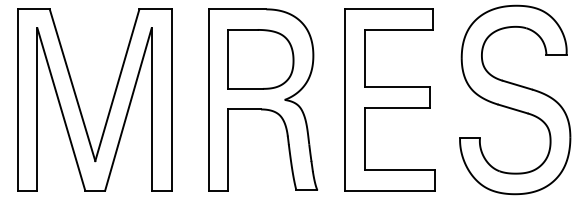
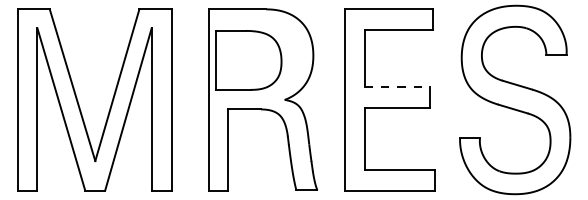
part position: (260, 59) -> (248, 60) (248, 60)
line: solid -> dashed (397, 87)
